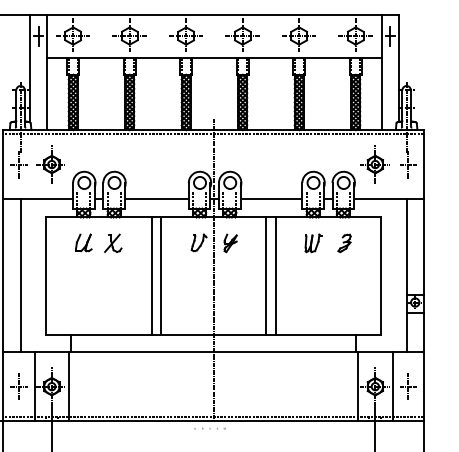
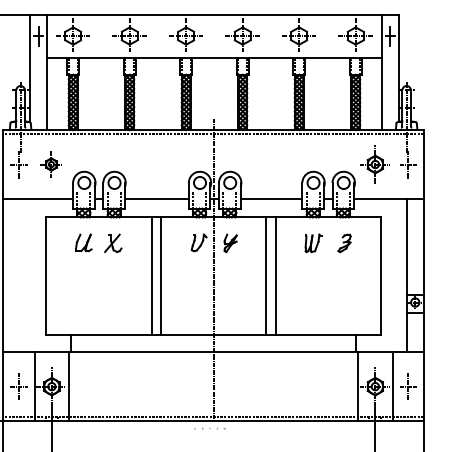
part size: 29x39 px -> 22x27 px (50, 164)
line: present -> none (20, 275)
